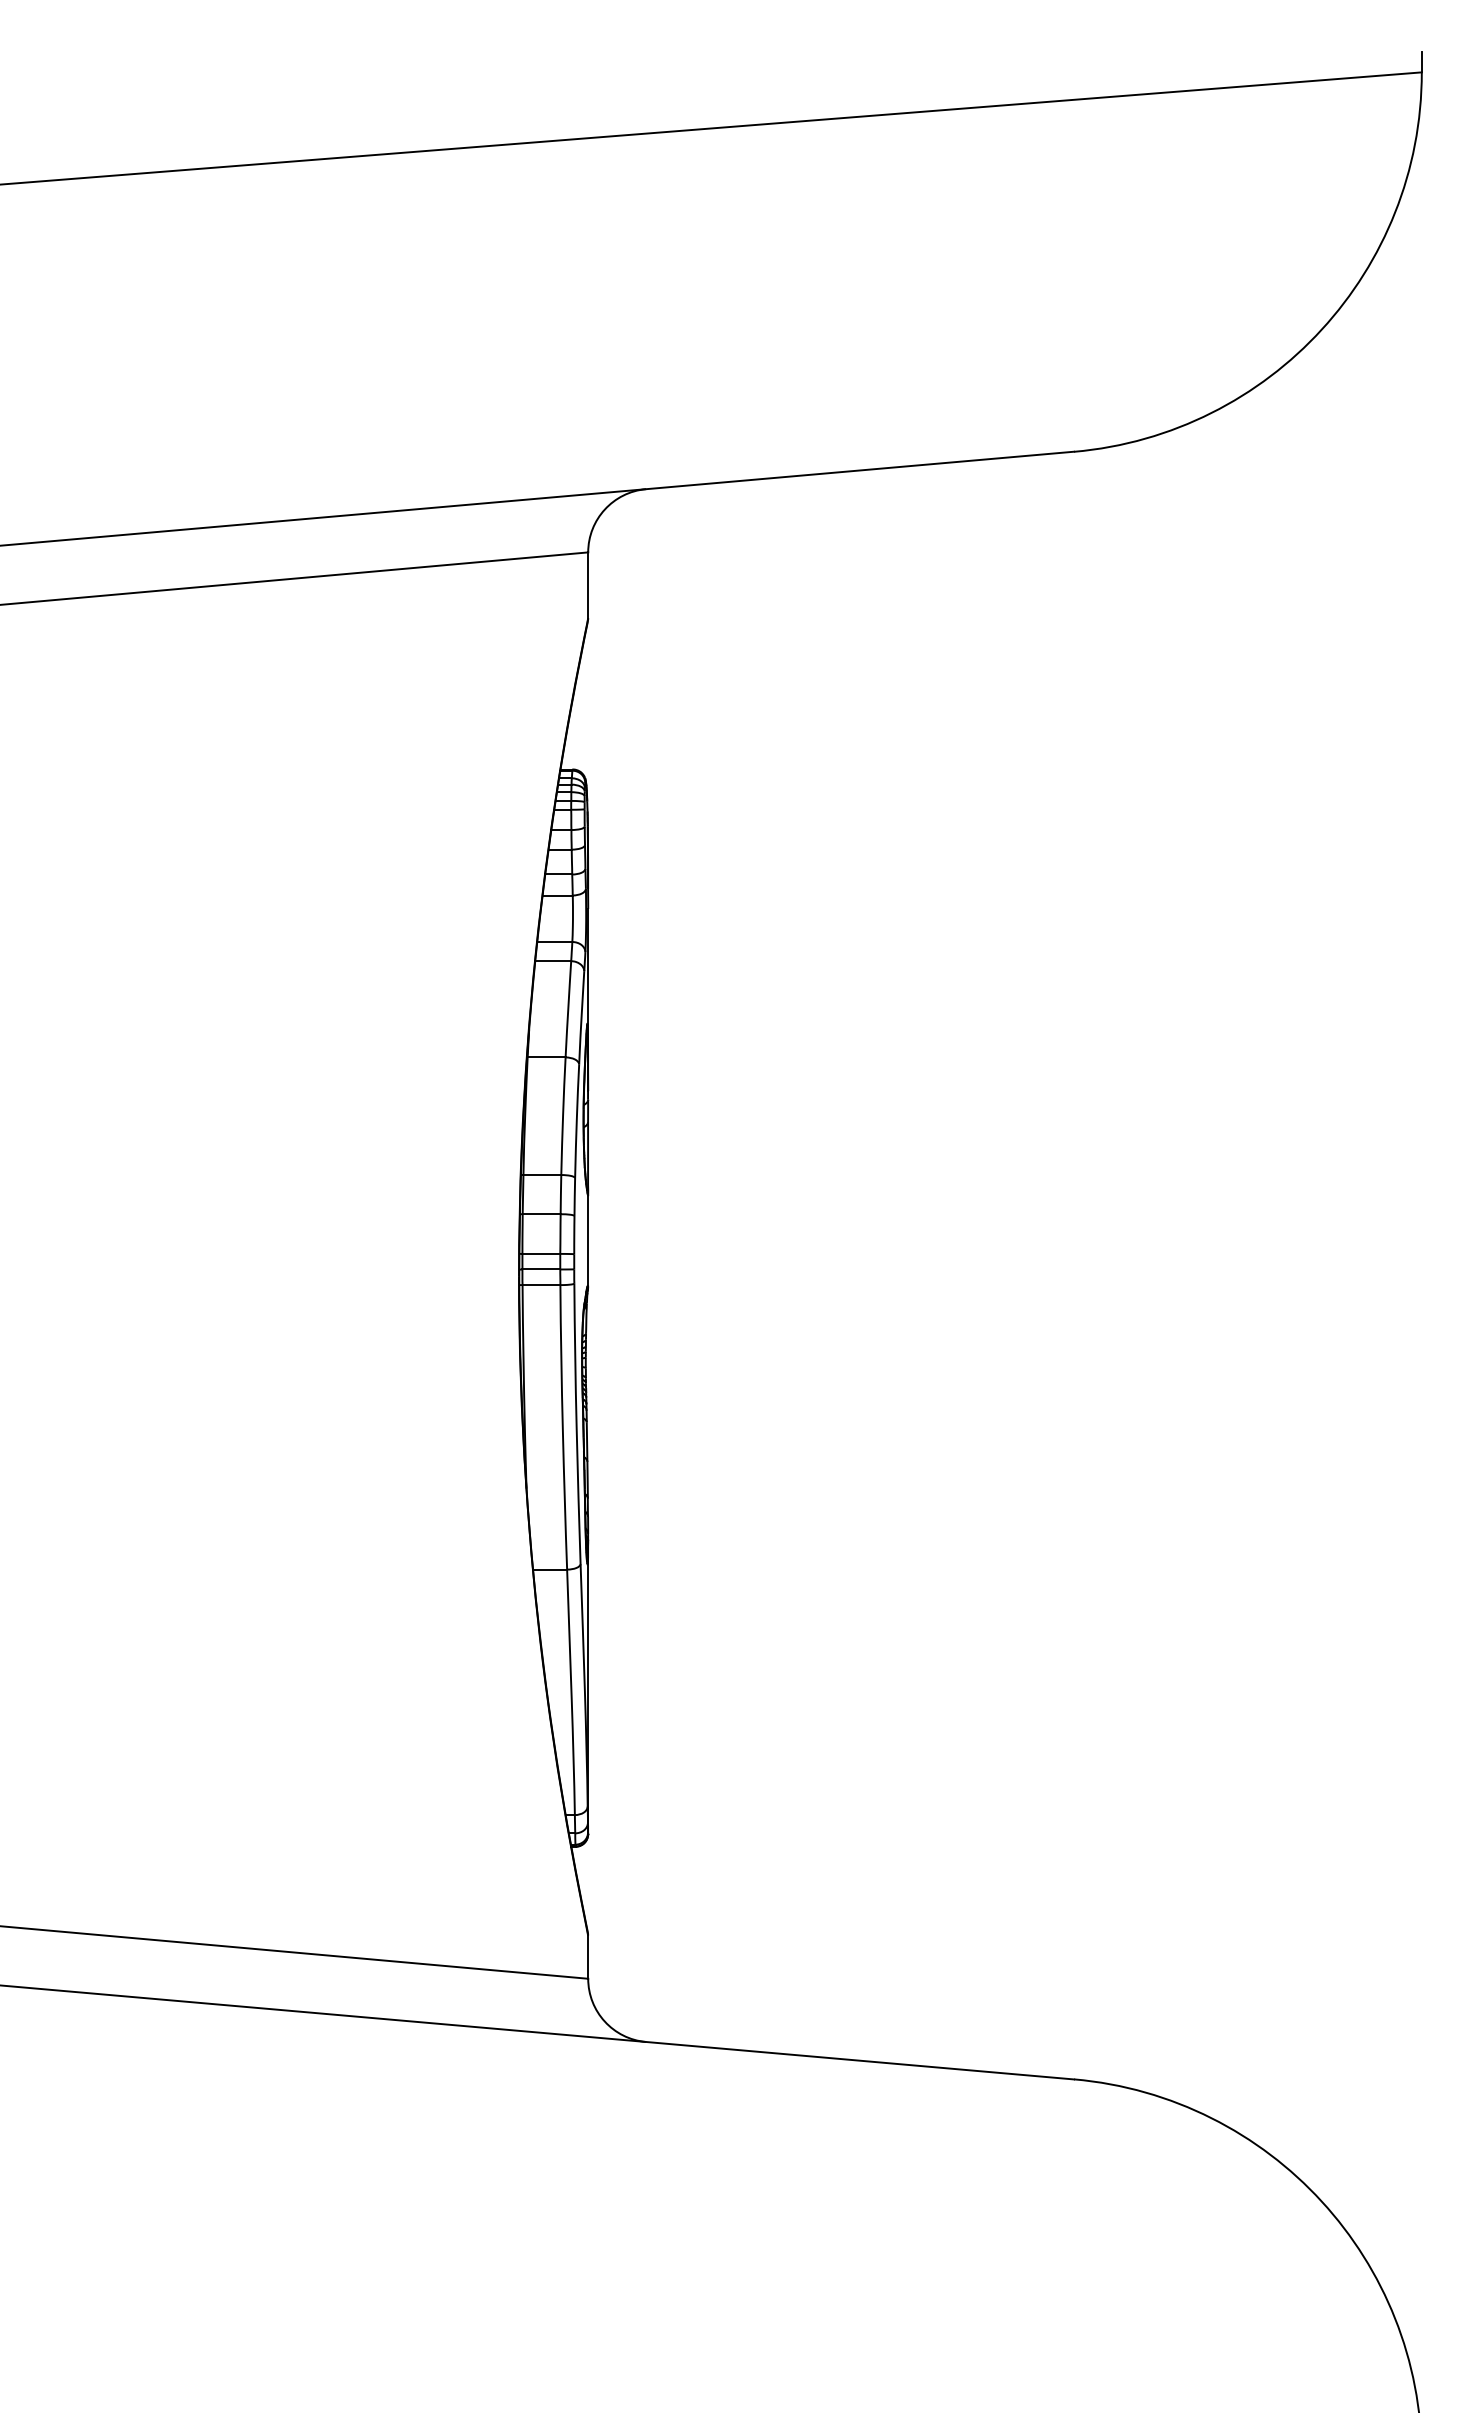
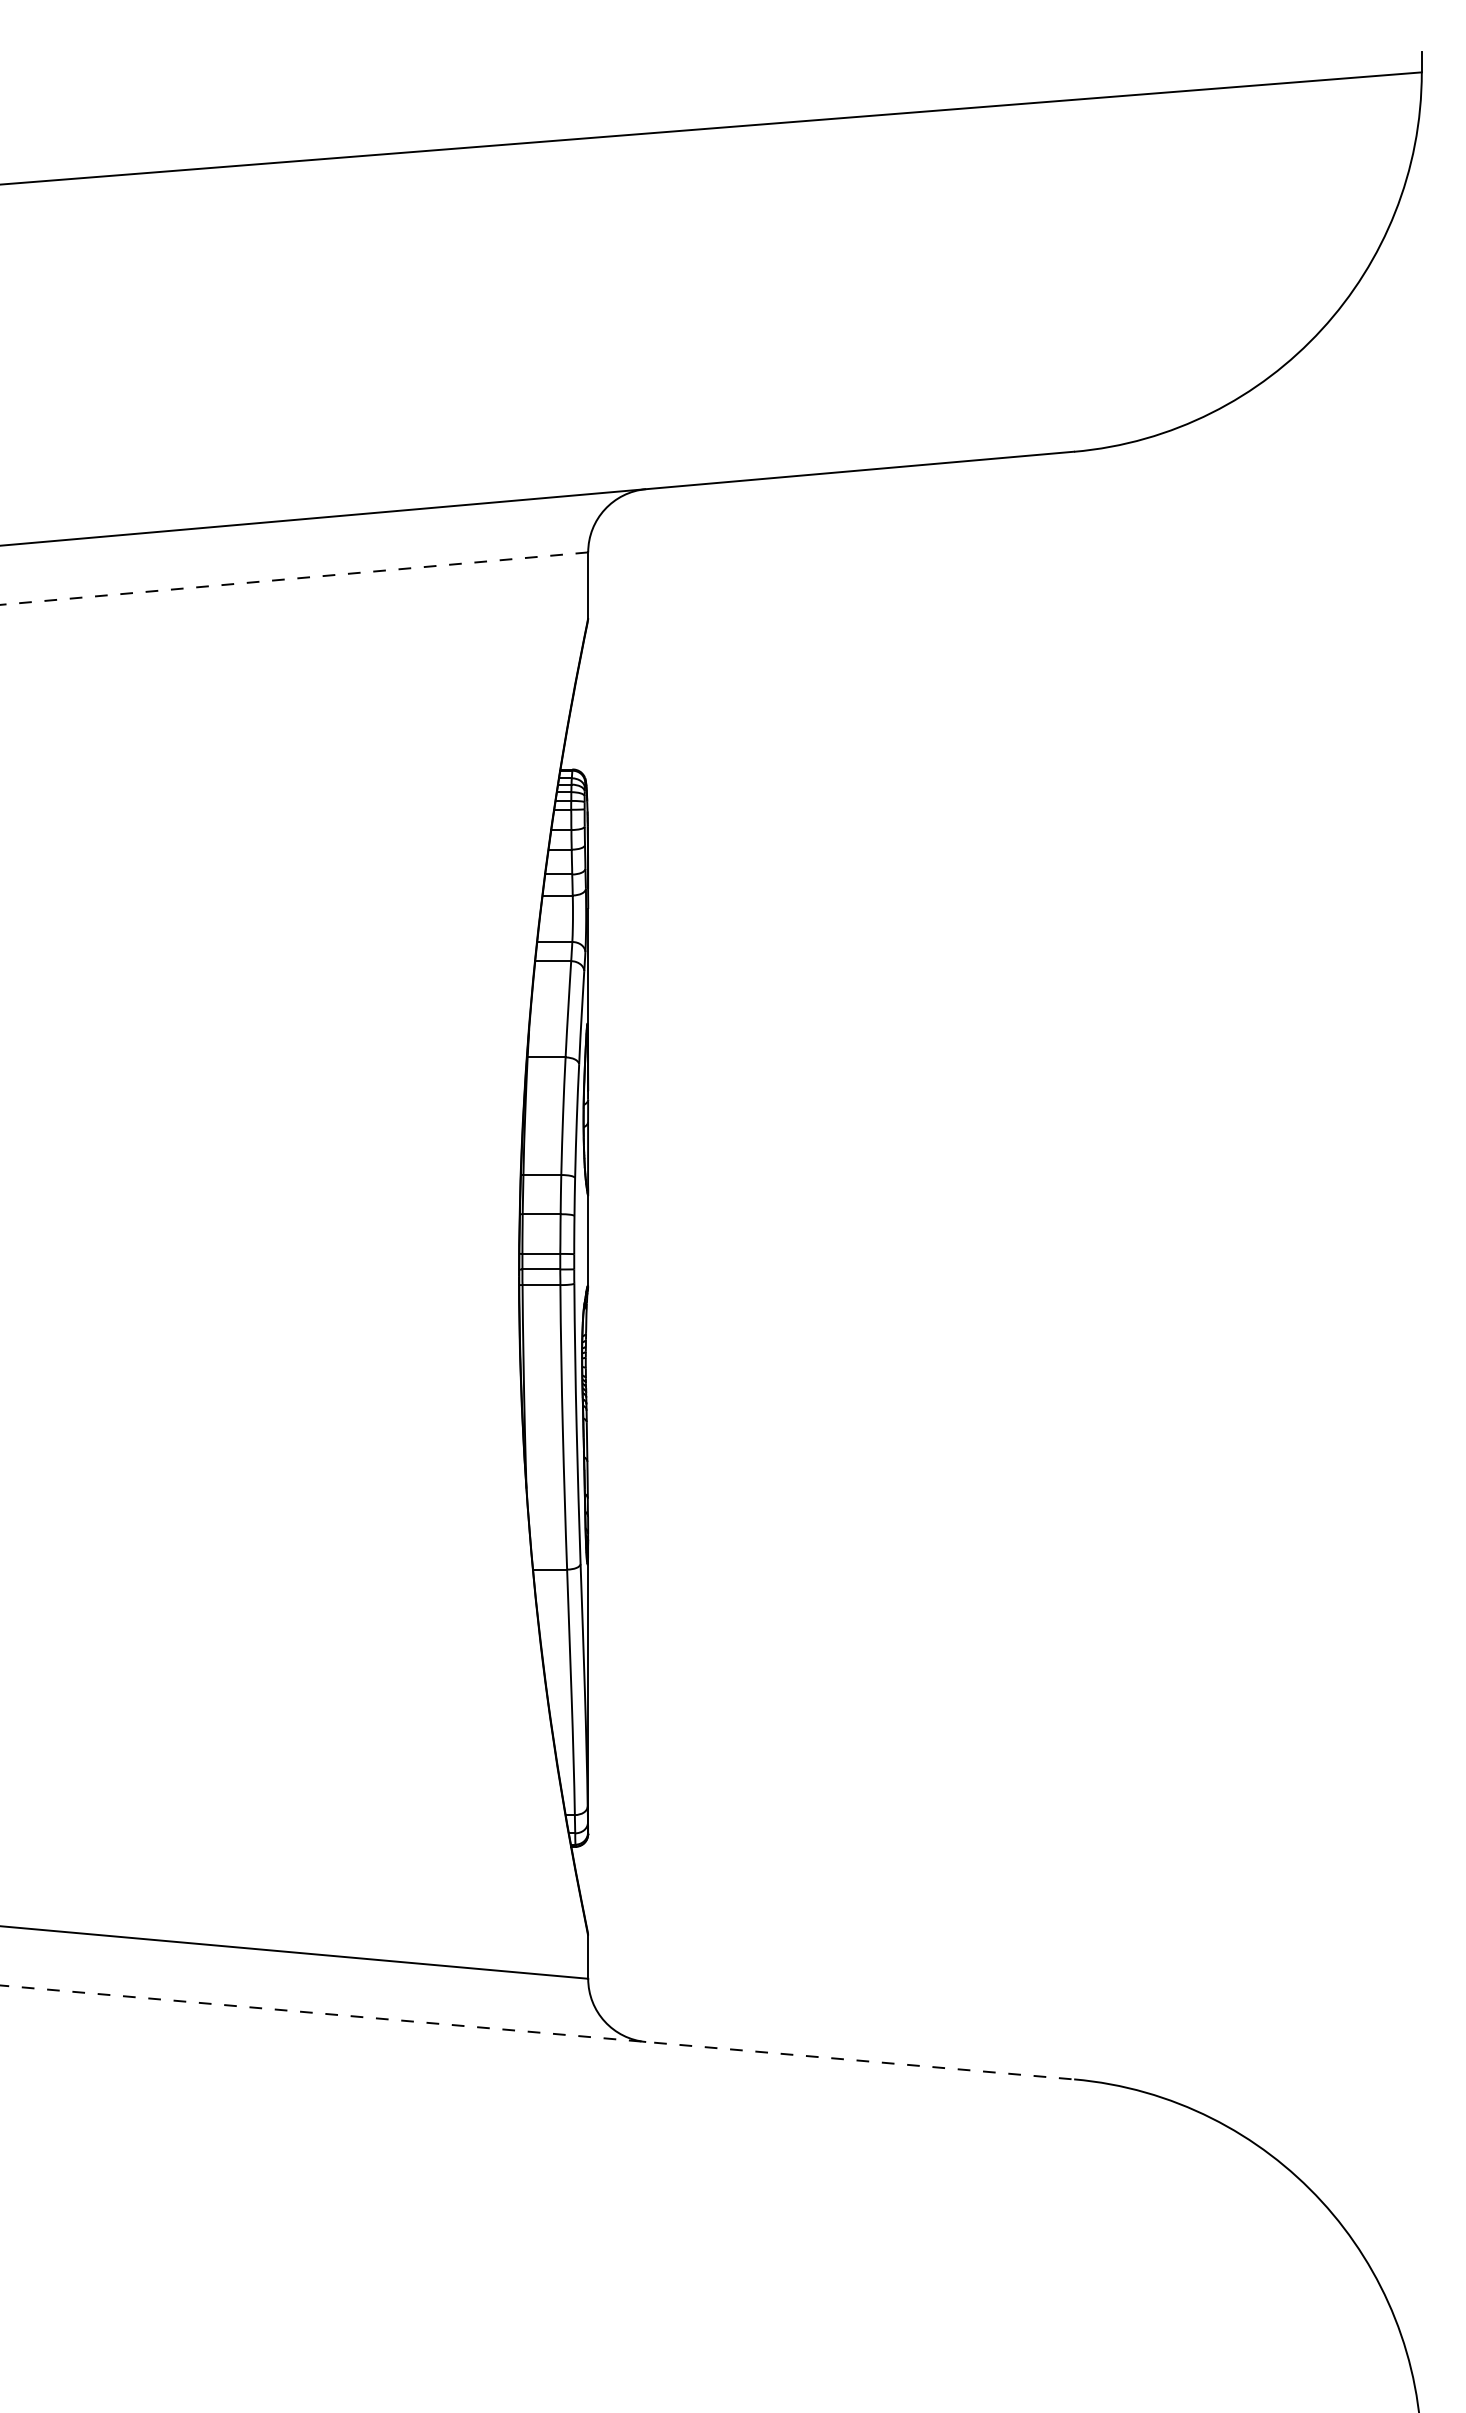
line: solid -> dashed (294, 578)
line: solid -> dashed (537, 2032)
